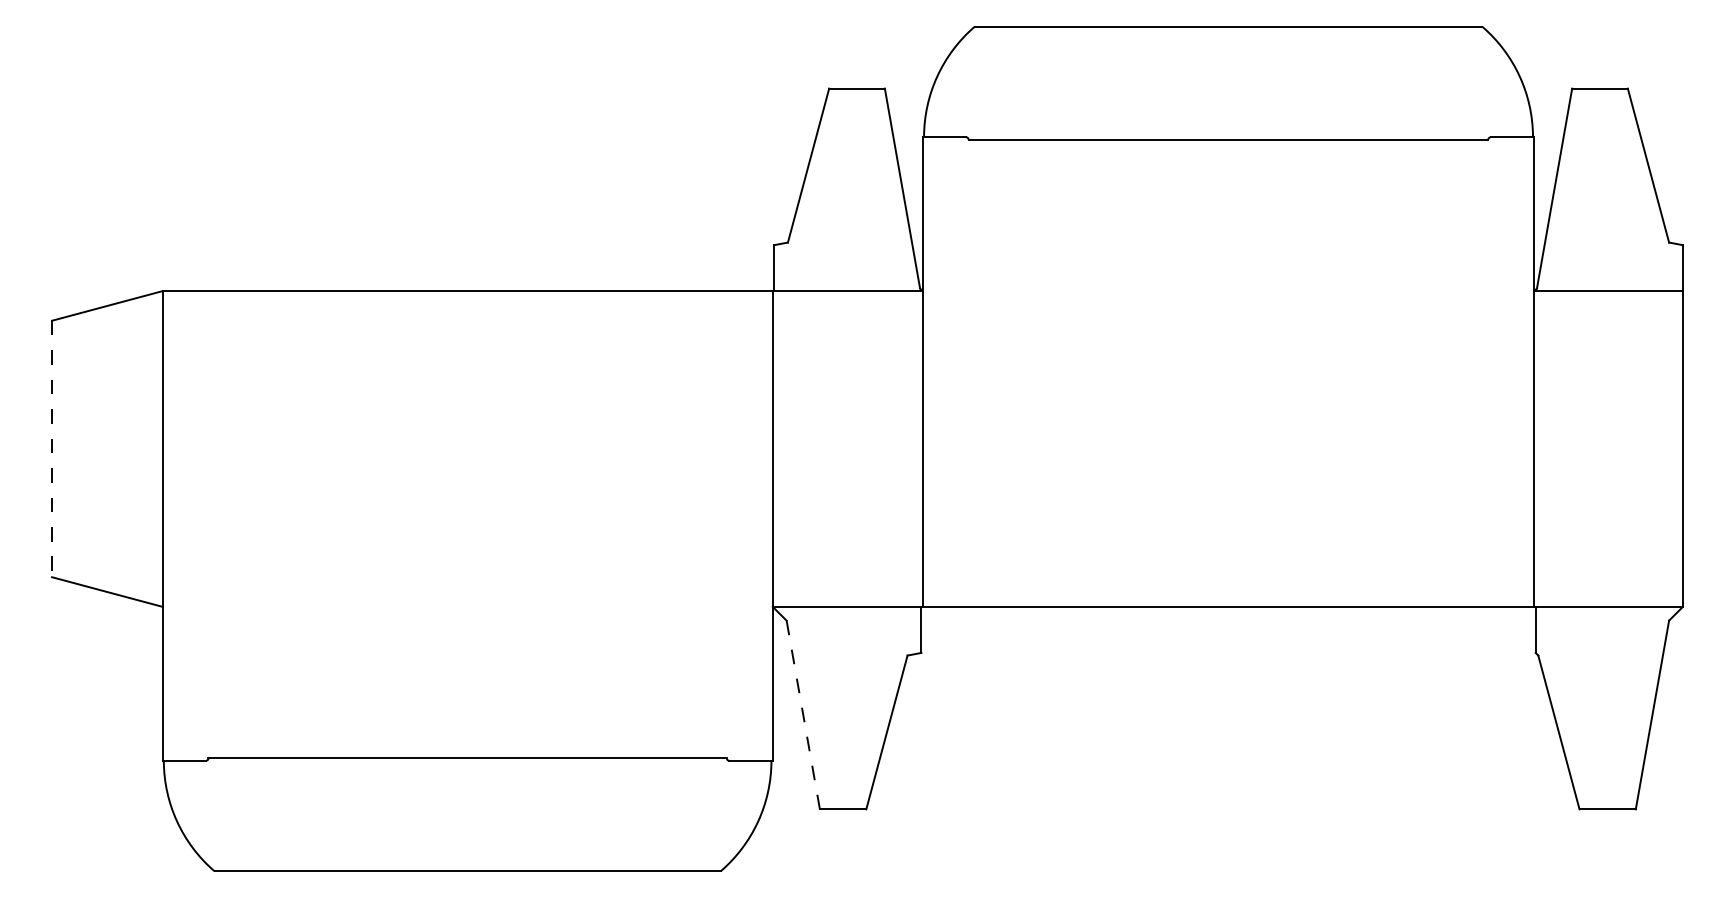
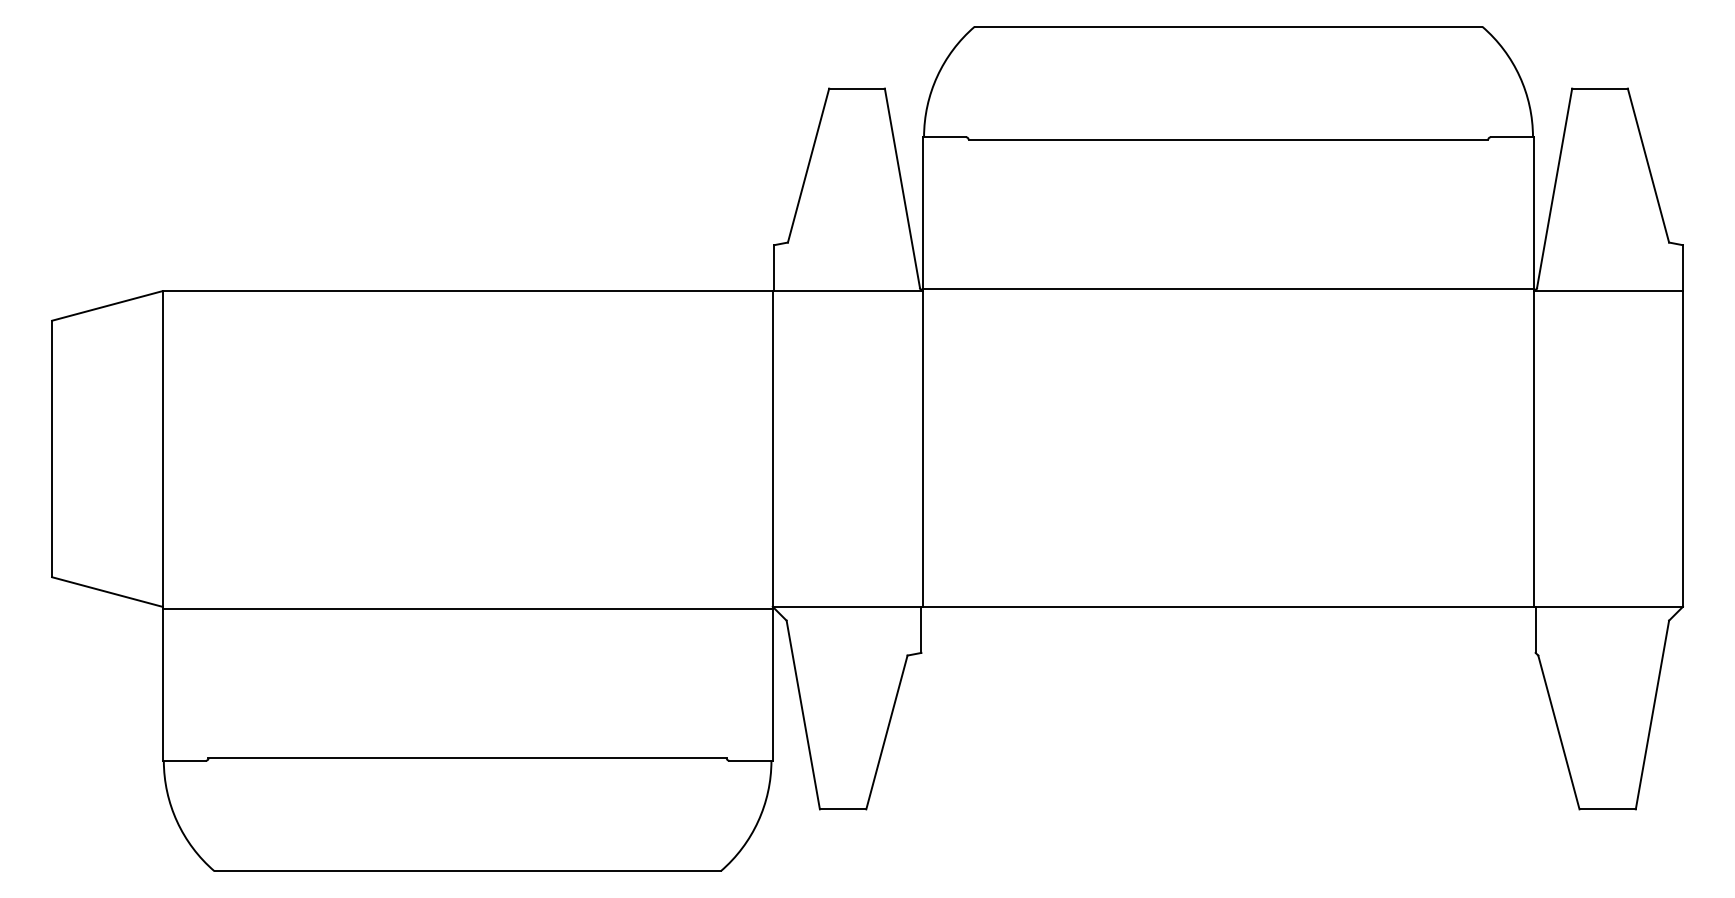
line: none -> present (1228, 288)
line: dashed -> solid (52, 449)
line: none -> present (467, 609)
line: dashed -> solid (803, 715)
